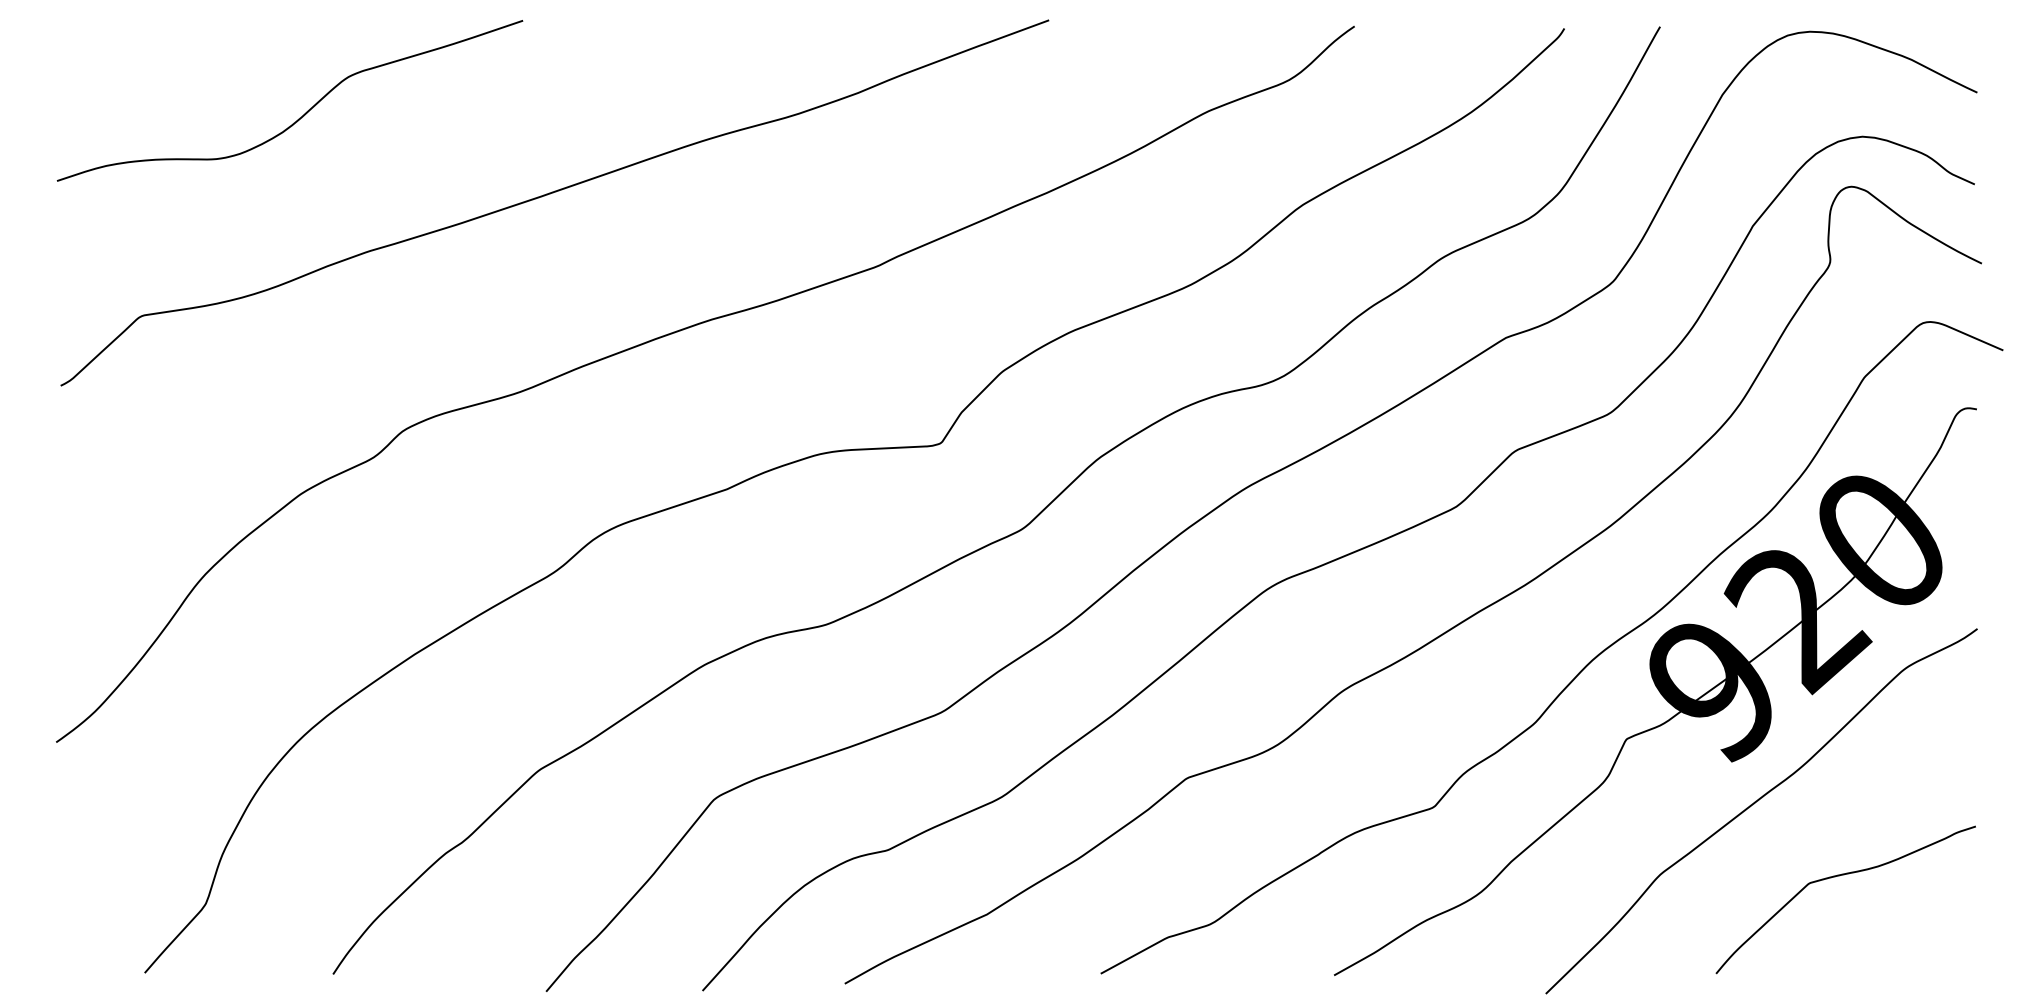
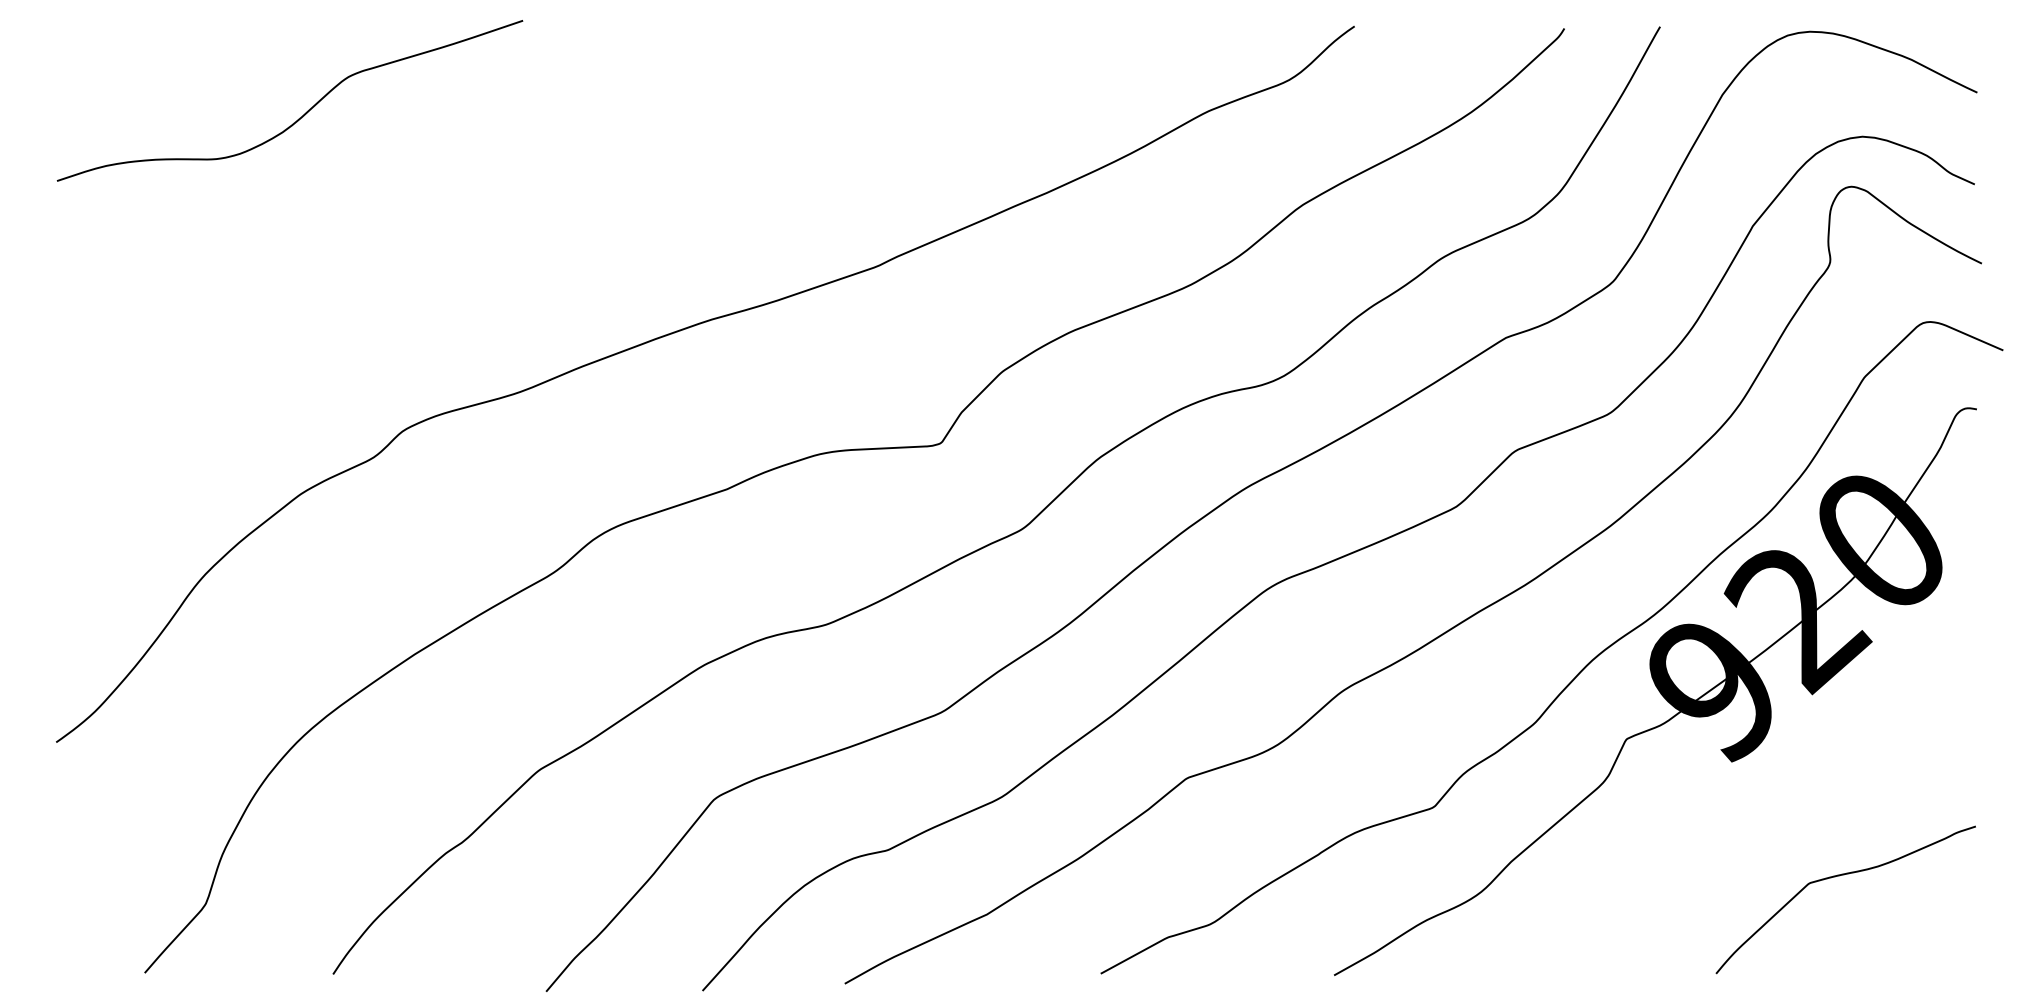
curve: present -> none (550, 194)
curve: present -> none (1754, 804)
